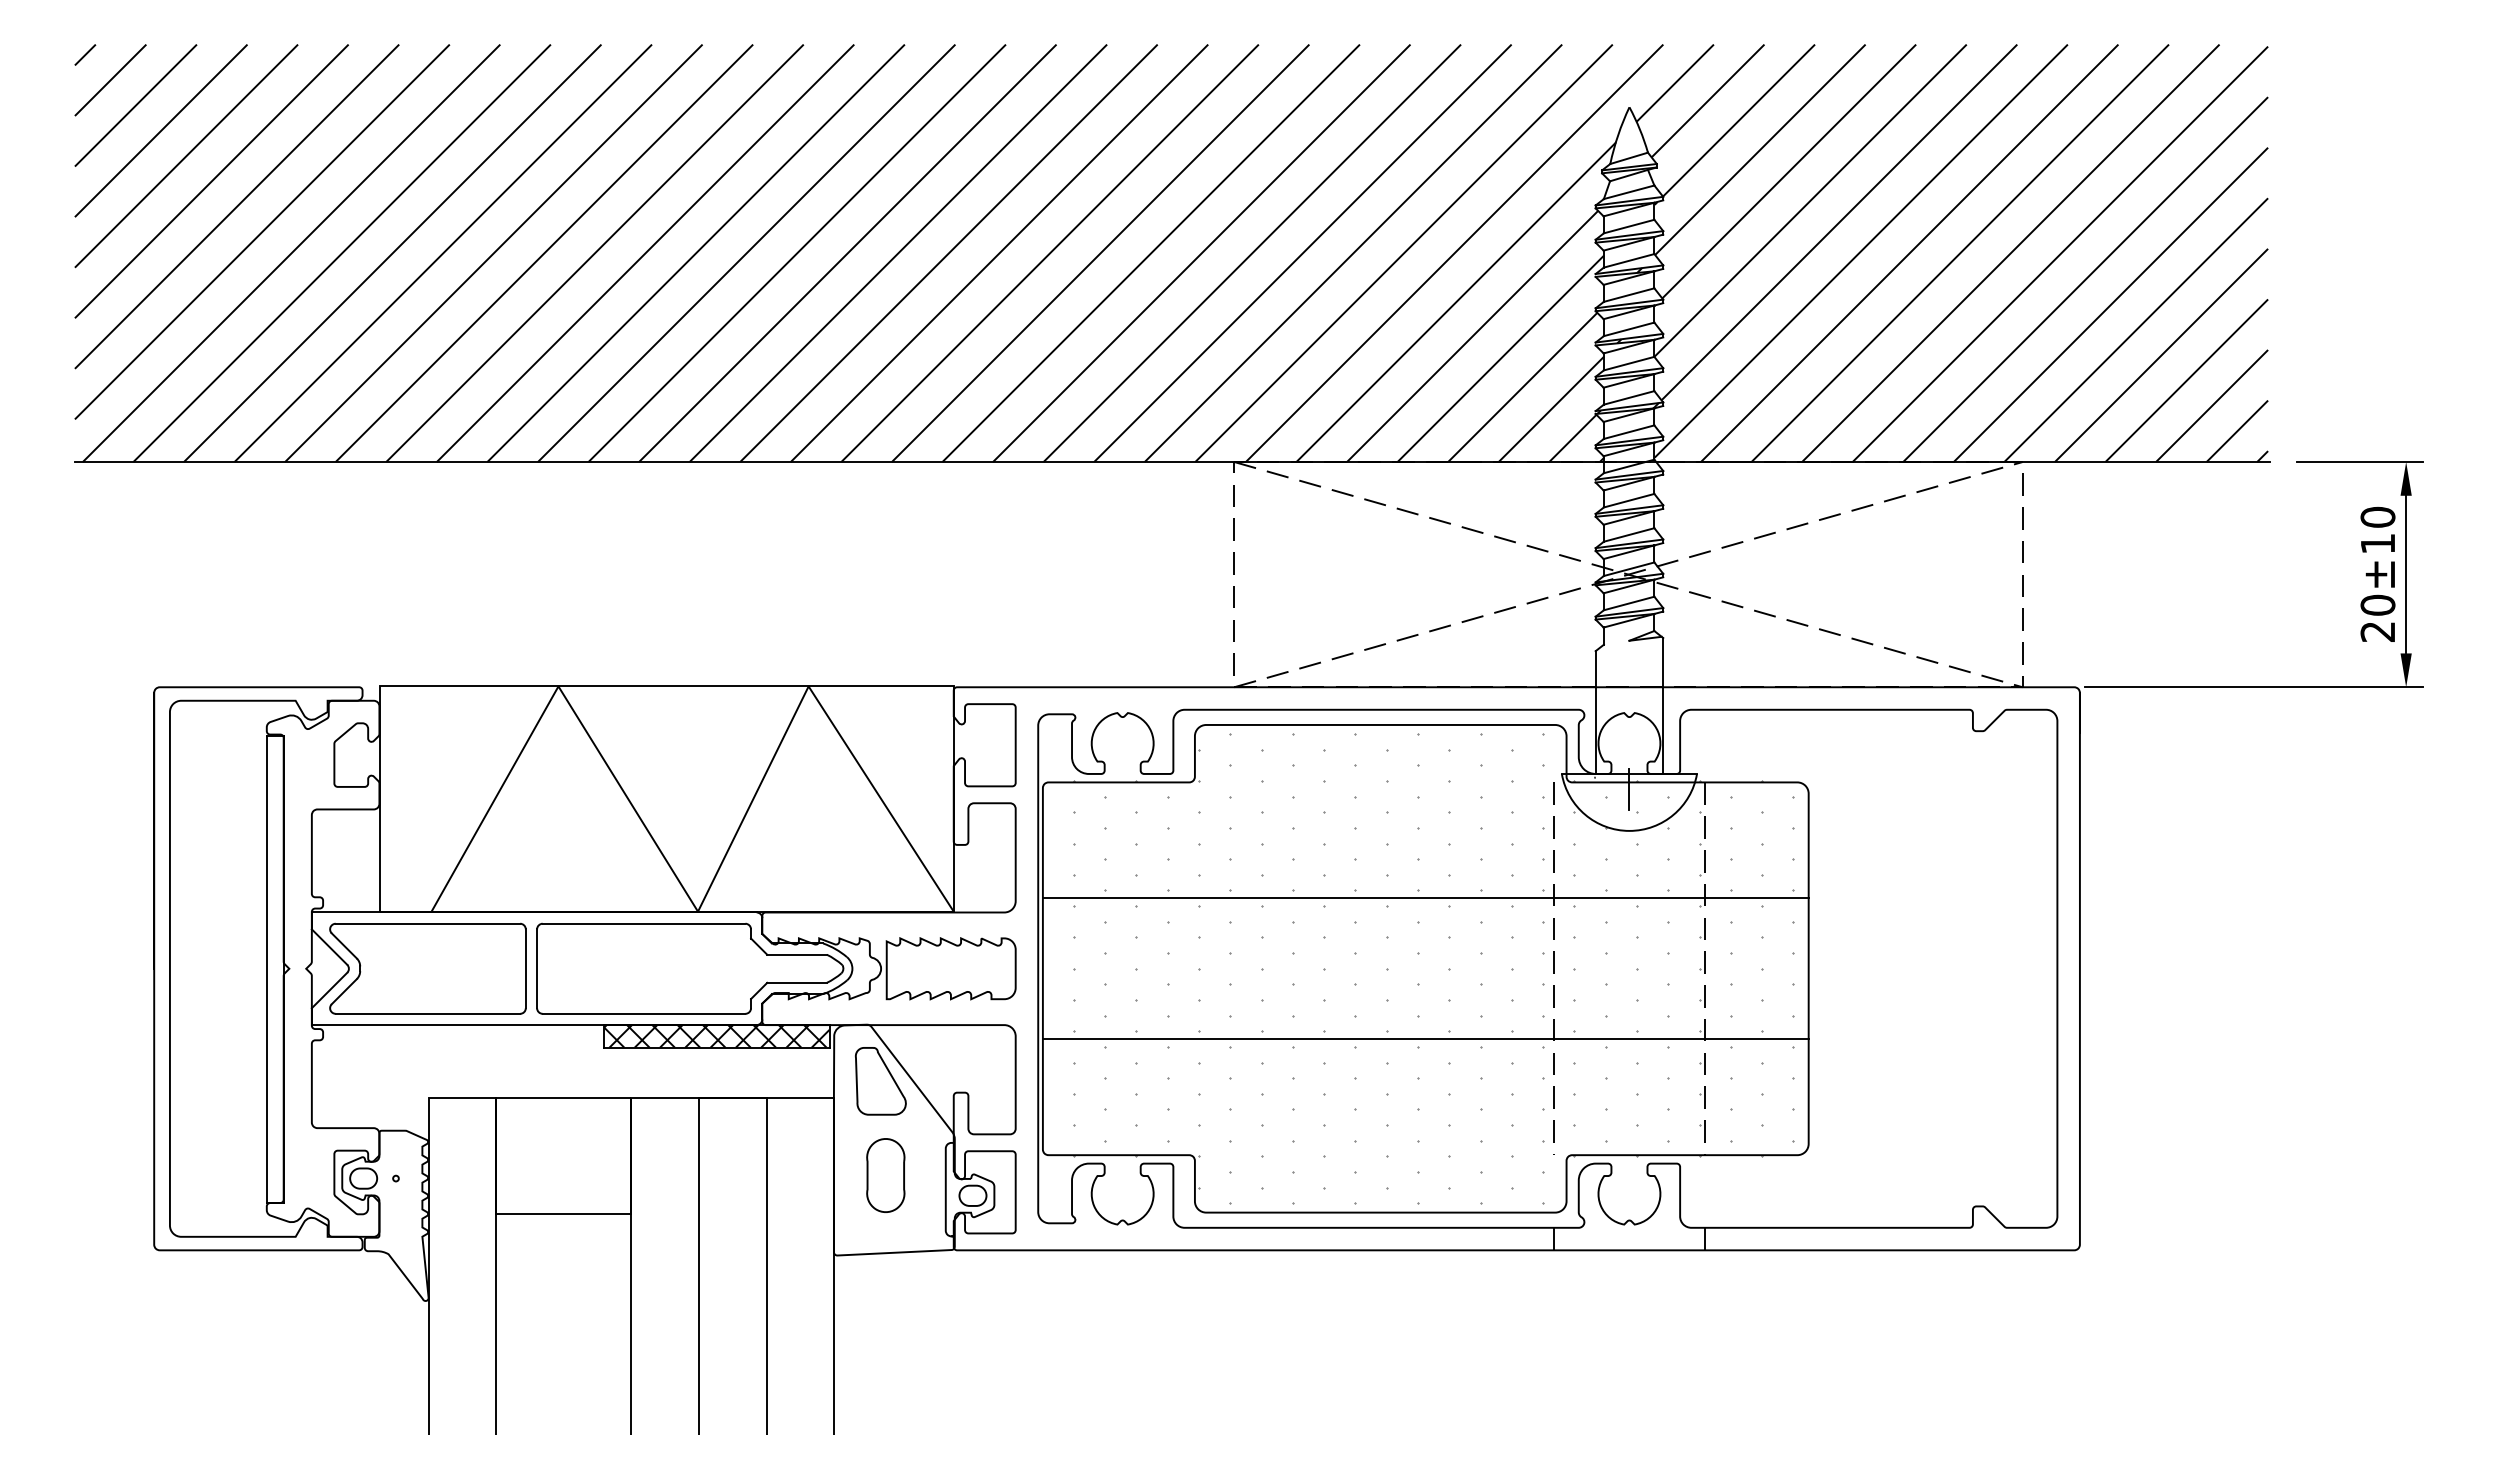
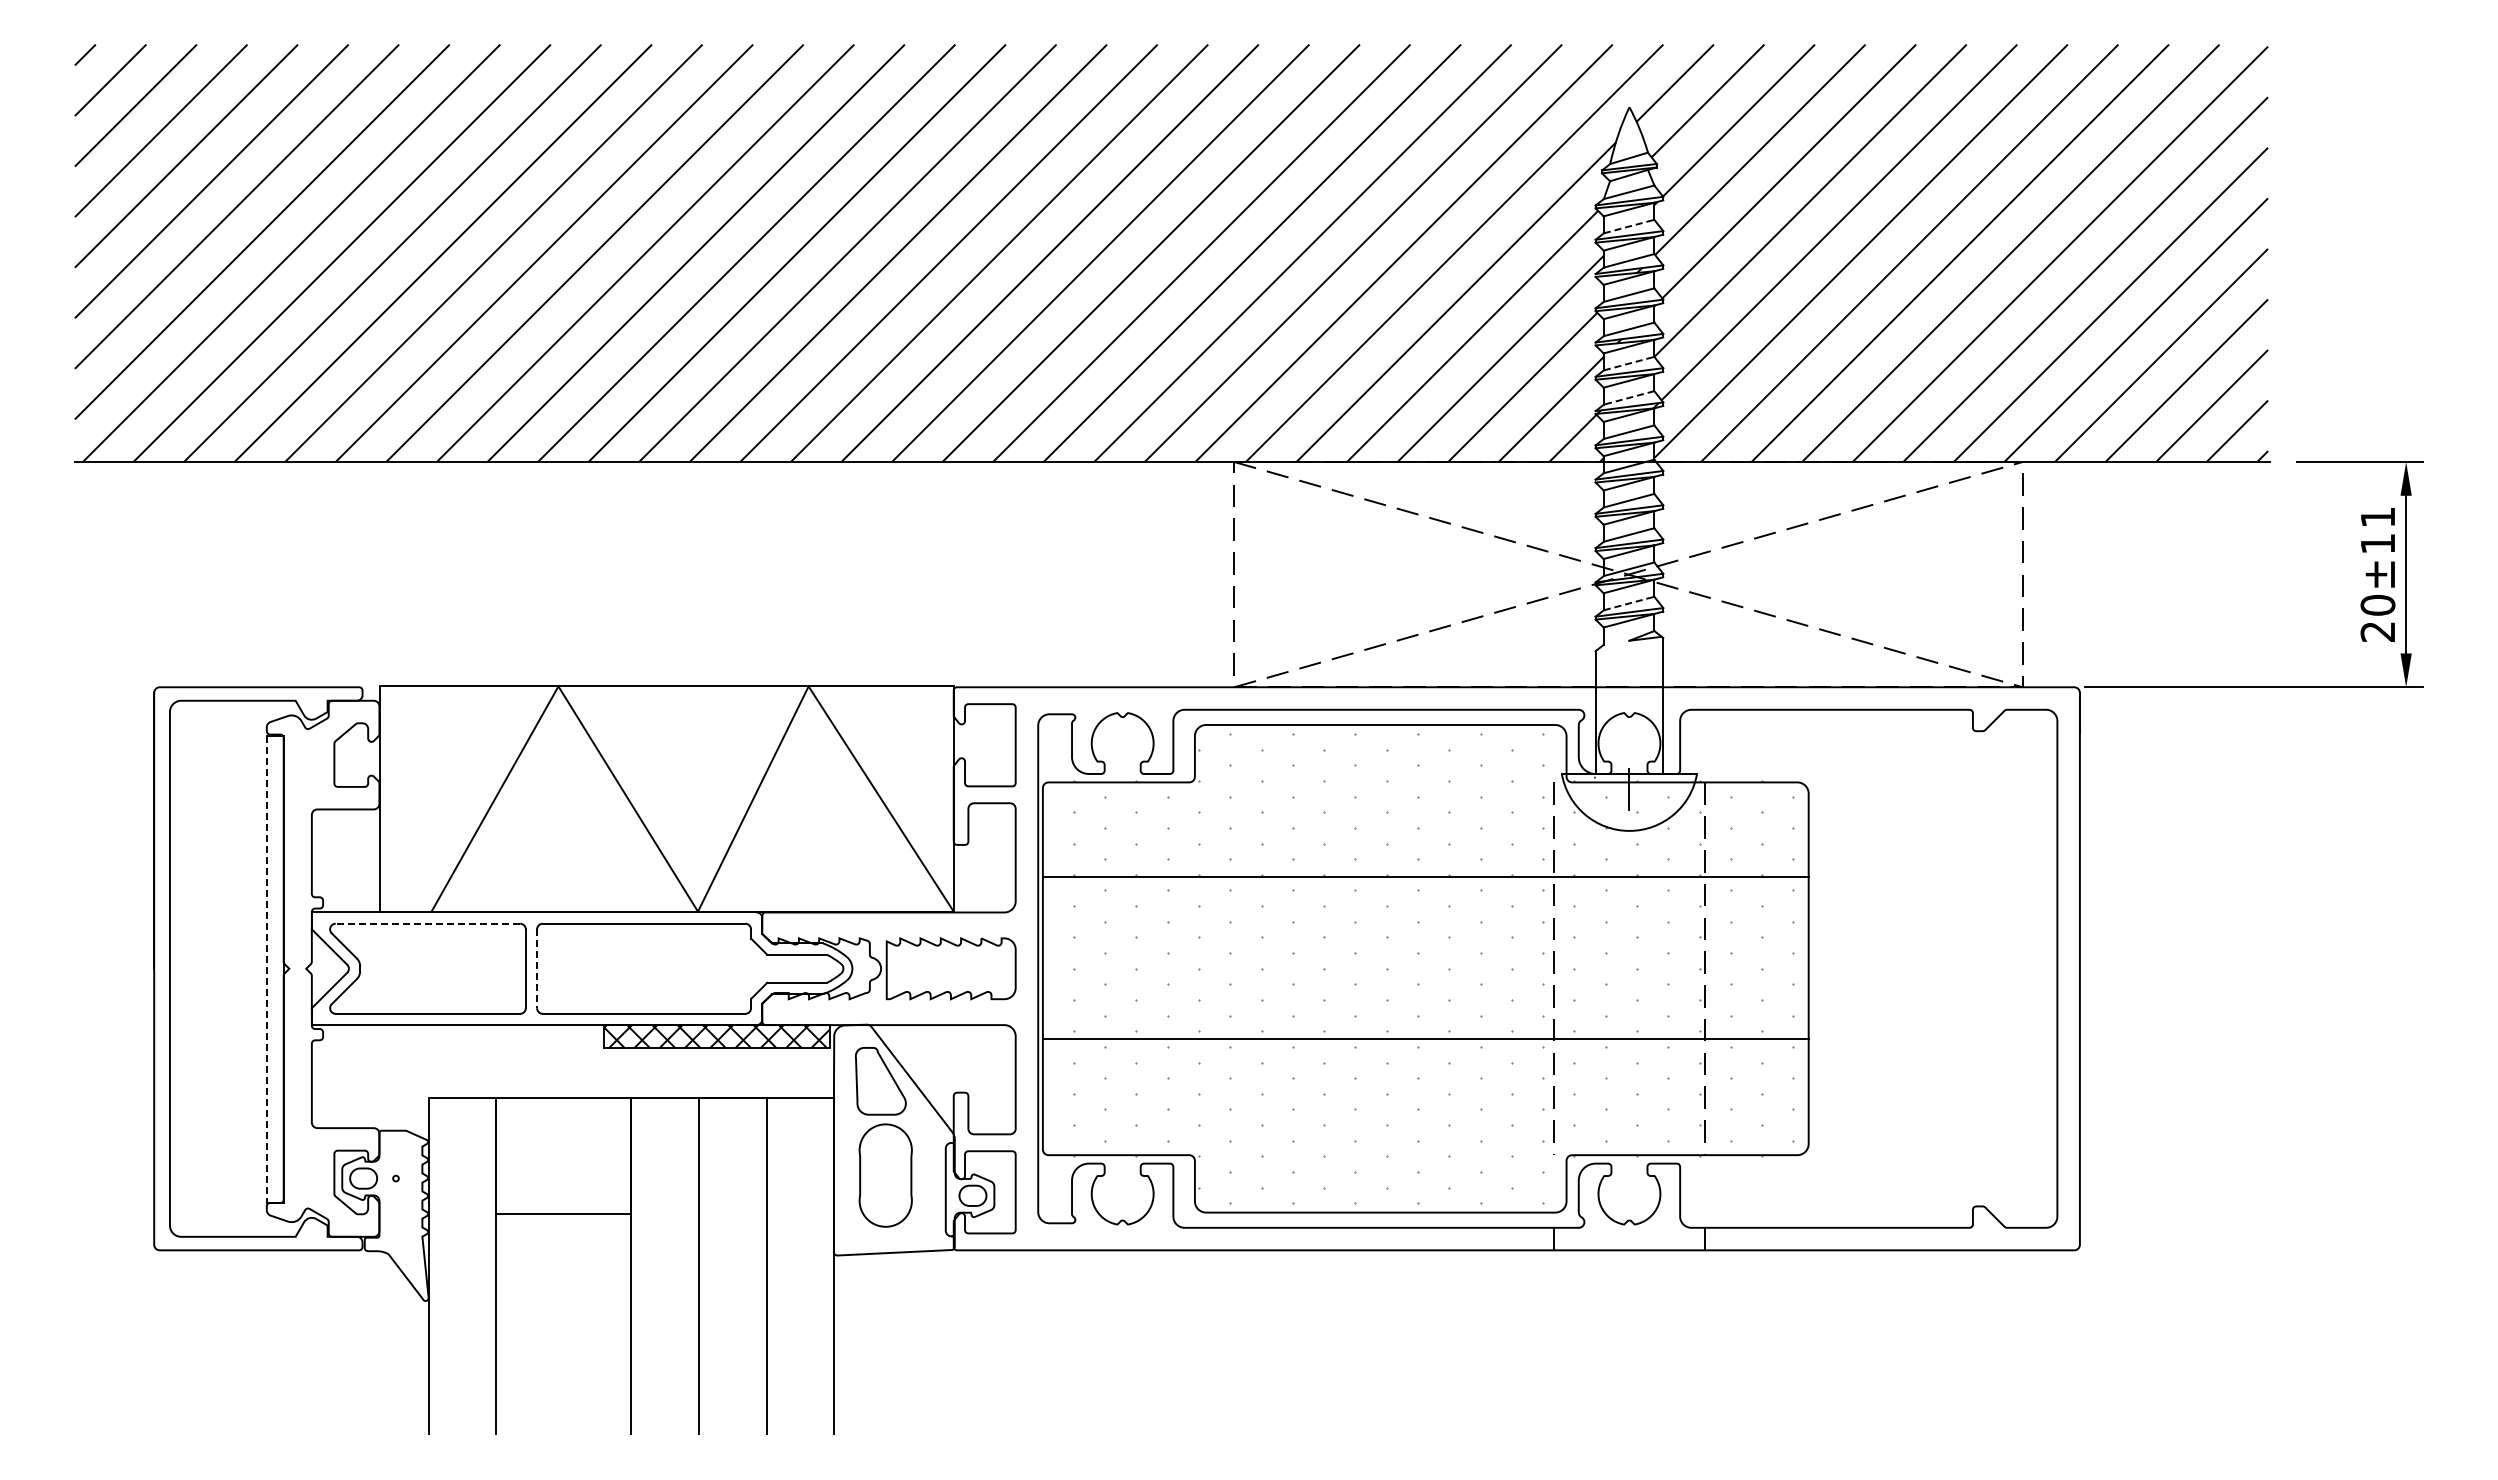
line: solid -> dashed (1629, 226)
line: solid -> dashed (1629, 363)
line: solid -> dashed (1628, 398)
text: 20±10 -> 20±11 (2377, 516)
line: solid -> dashed (1629, 603)
line position: (1425, 898) -> (1425, 877) (1425, 877)
line: solid -> dashed (427, 923)
line: solid -> dashed (267, 969)
line: solid -> dashed (537, 969)
part size: 40x75 px -> 55x105 px (885, 1175)
